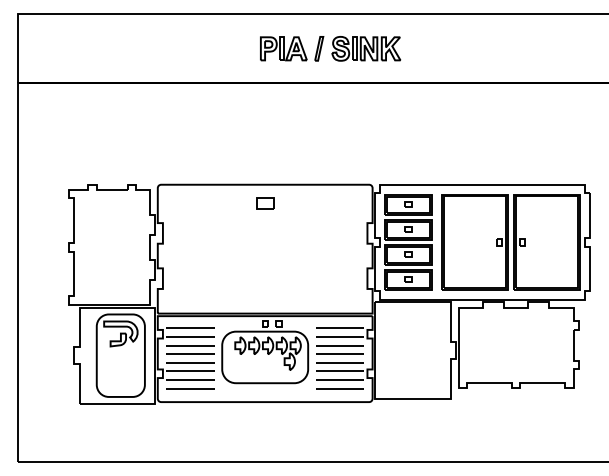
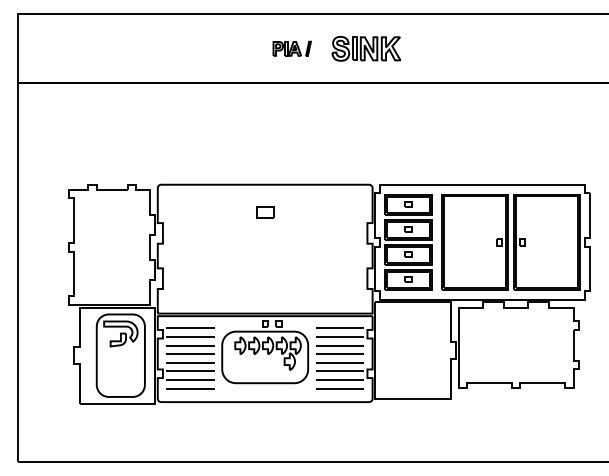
part size: 65x26 px -> 40x17 px (291, 48)
part position: (265, 203) -> (265, 212) (265, 212)
